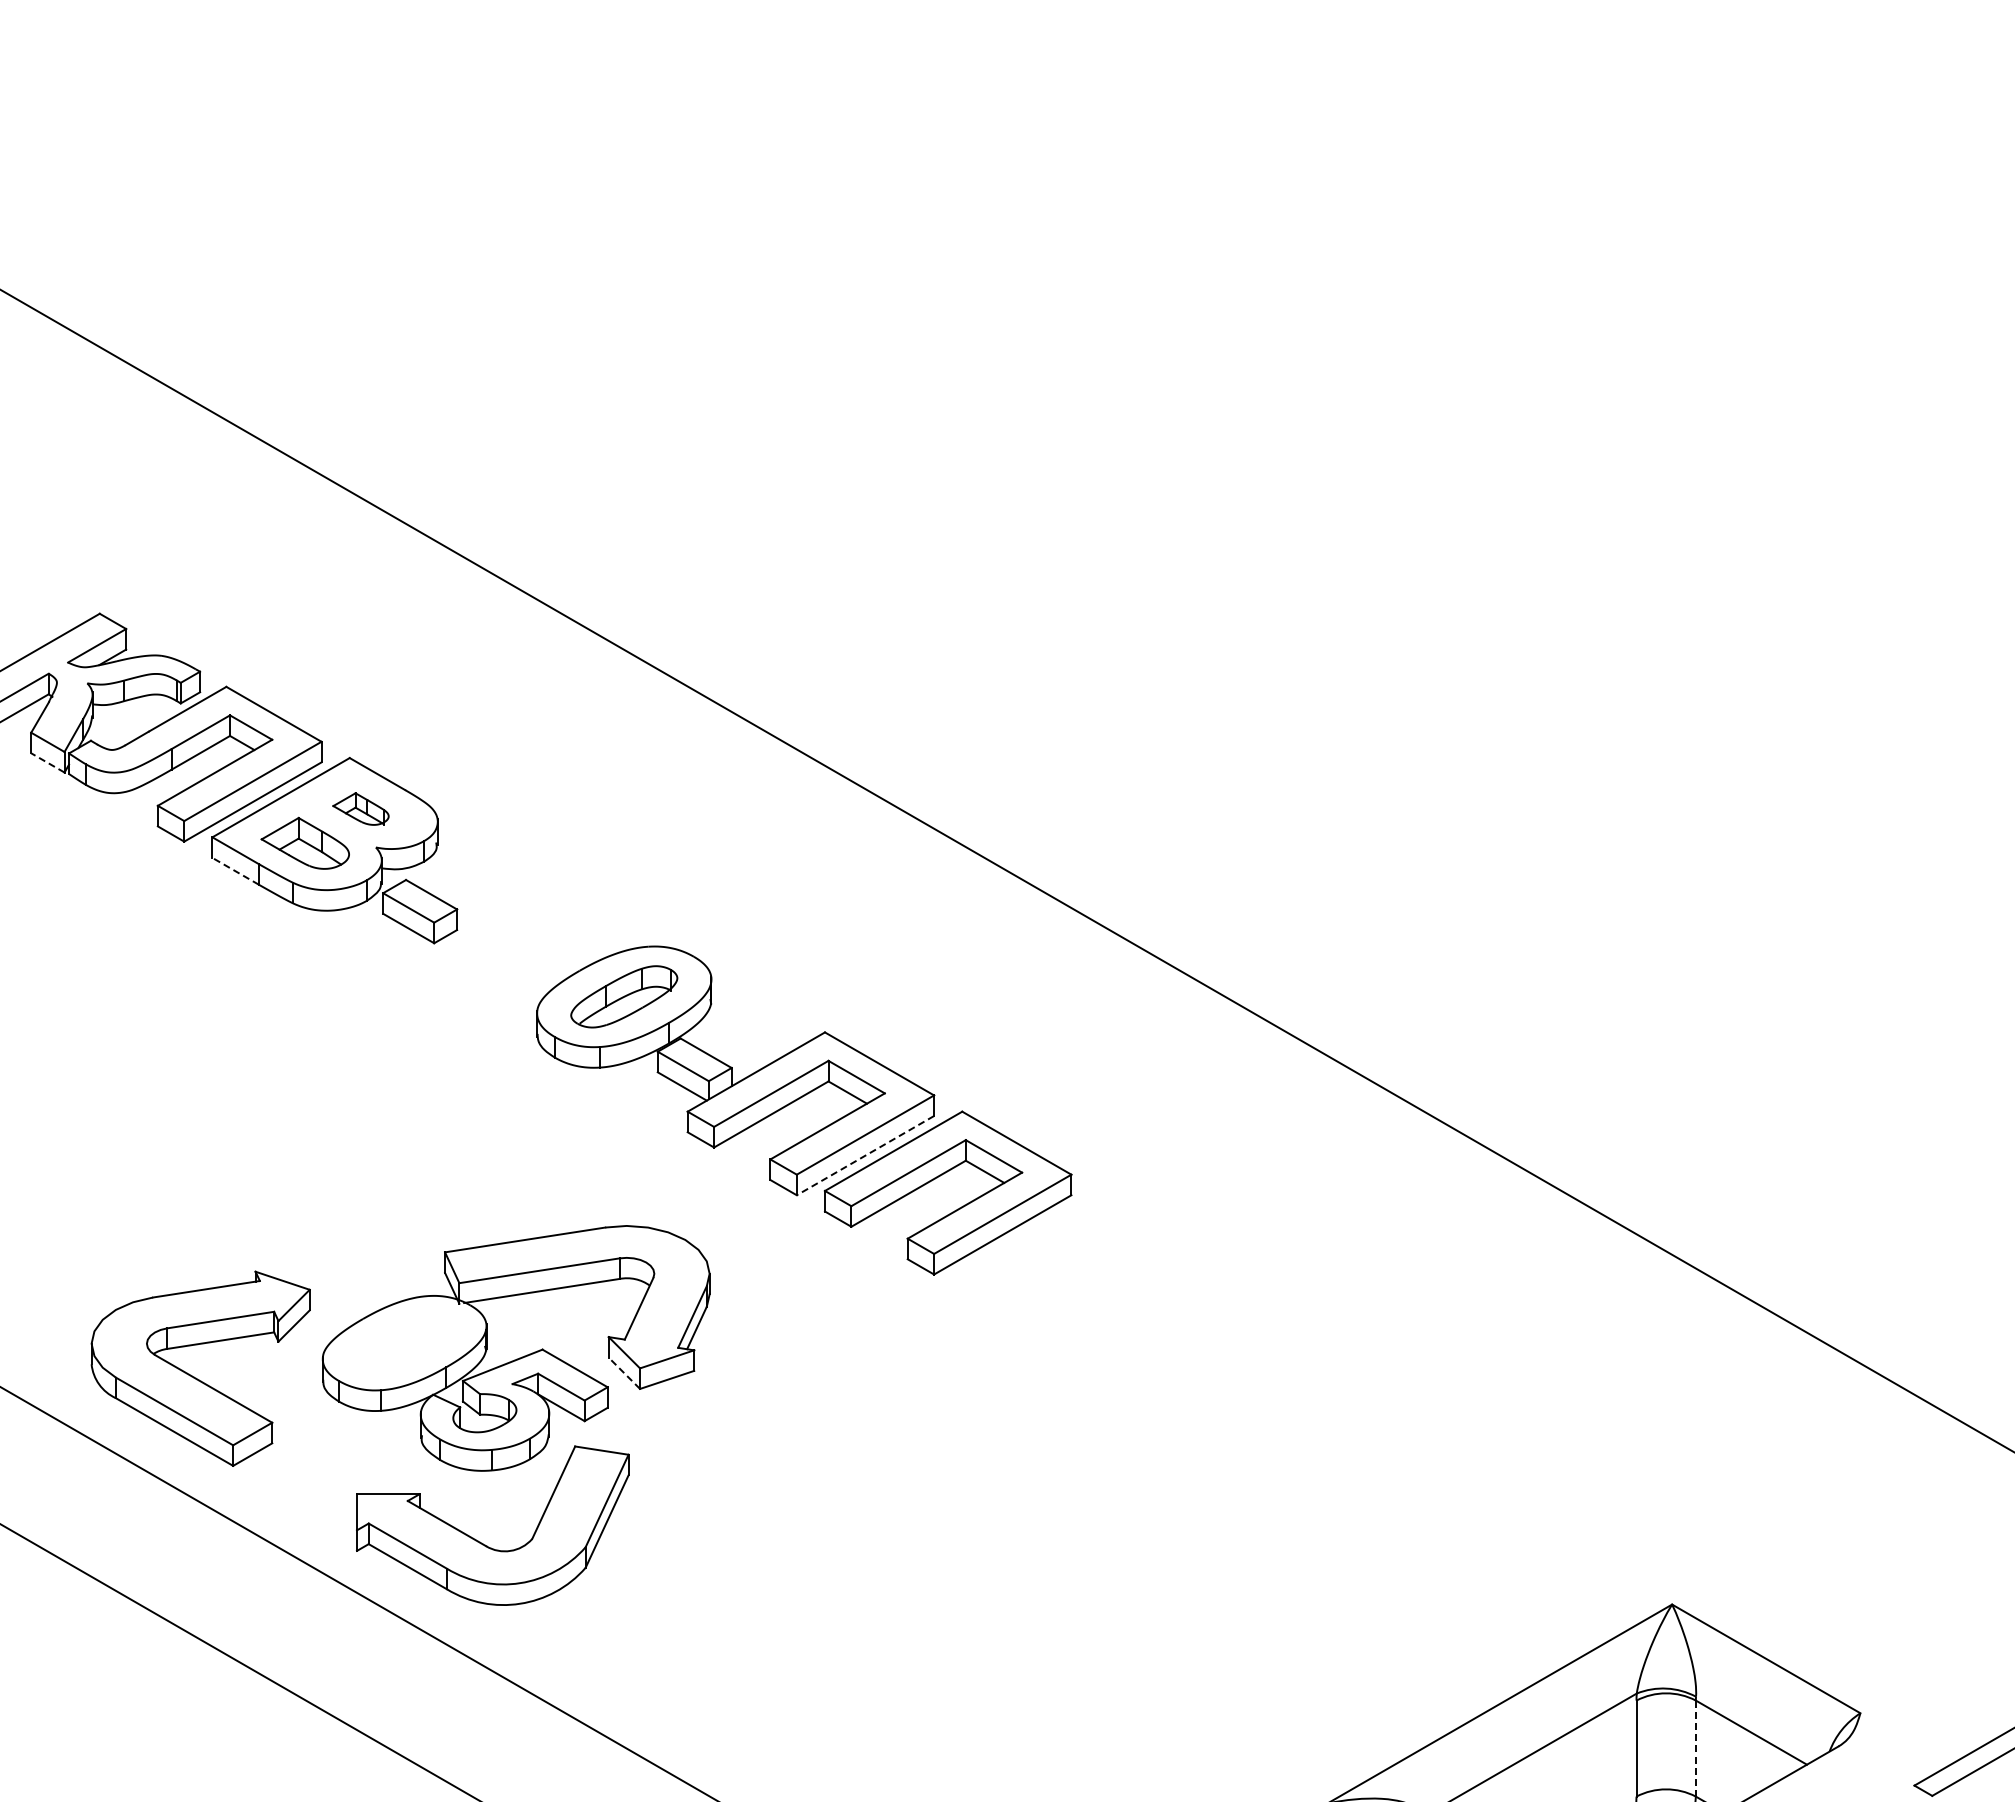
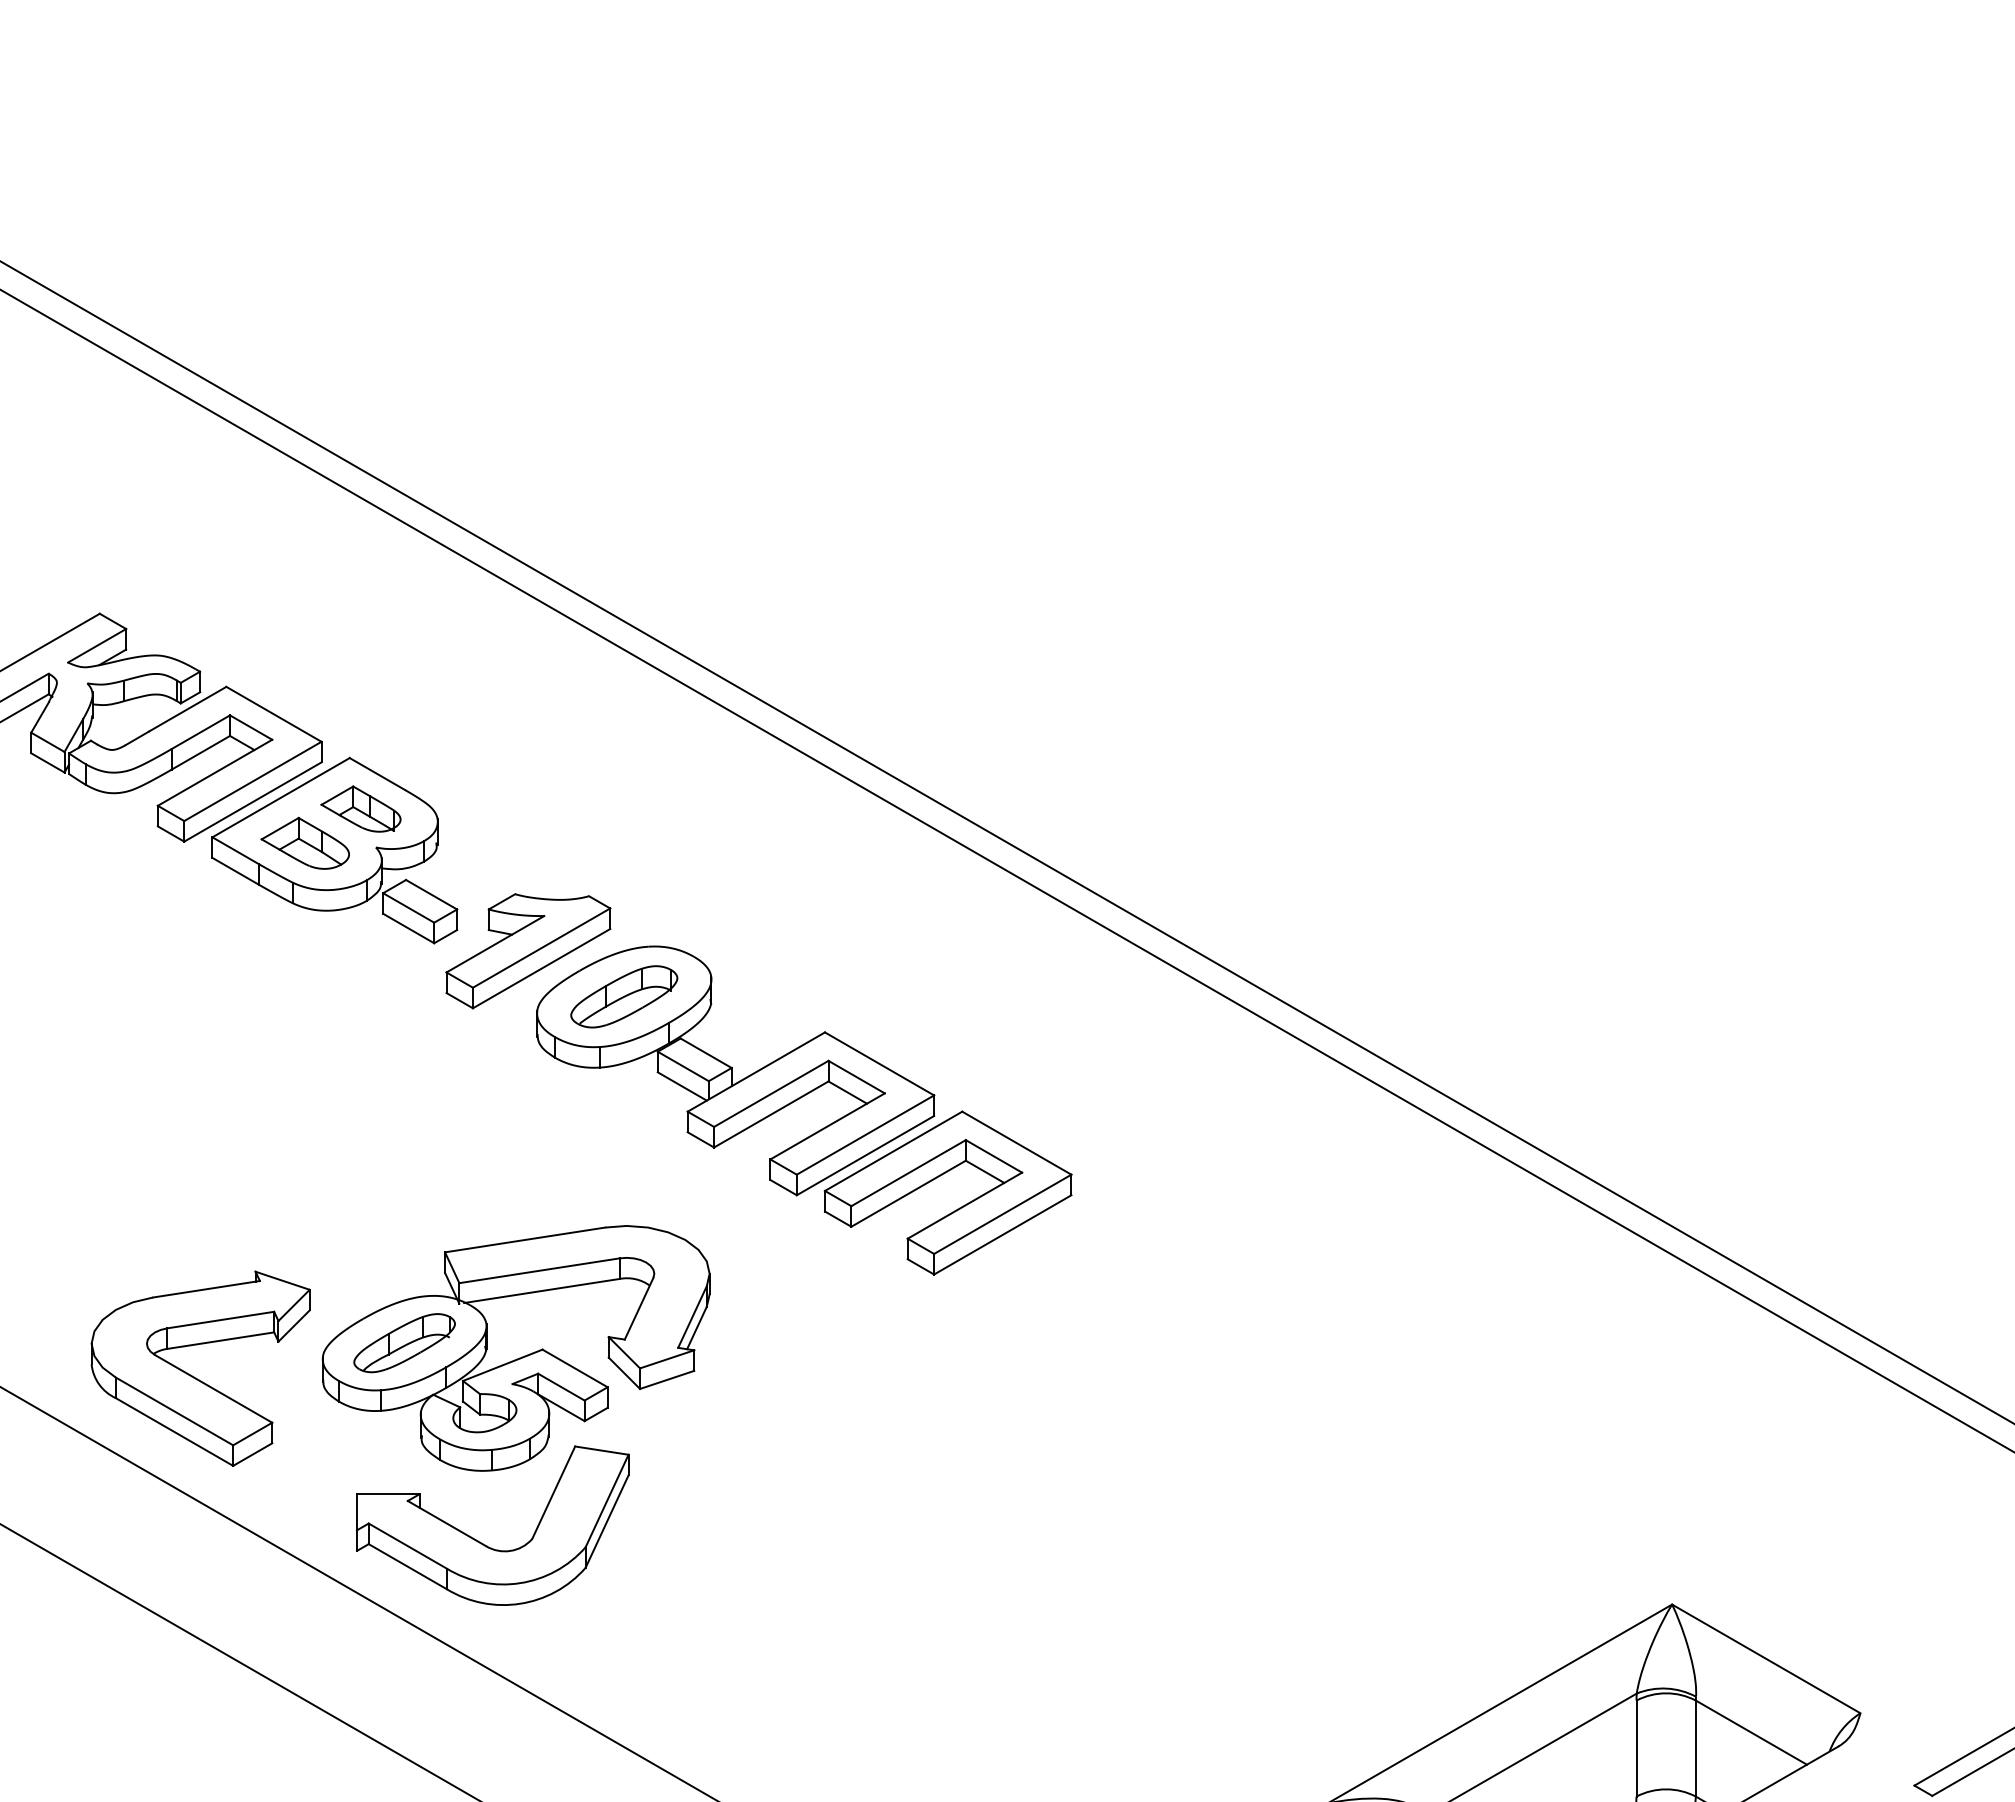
line: dashed -> solid (47, 762)
part size: 58x34 px -> 82x48 px (360, 808)
line: none -> present (1006, 842)
line: dashed -> solid (235, 871)
part: none -> present (528, 951)
line: dashed -> solid (865, 1155)
part: none -> present (404, 1343)
line: dashed -> solid (624, 1372)
line: dashed -> solid (1695, 1749)
